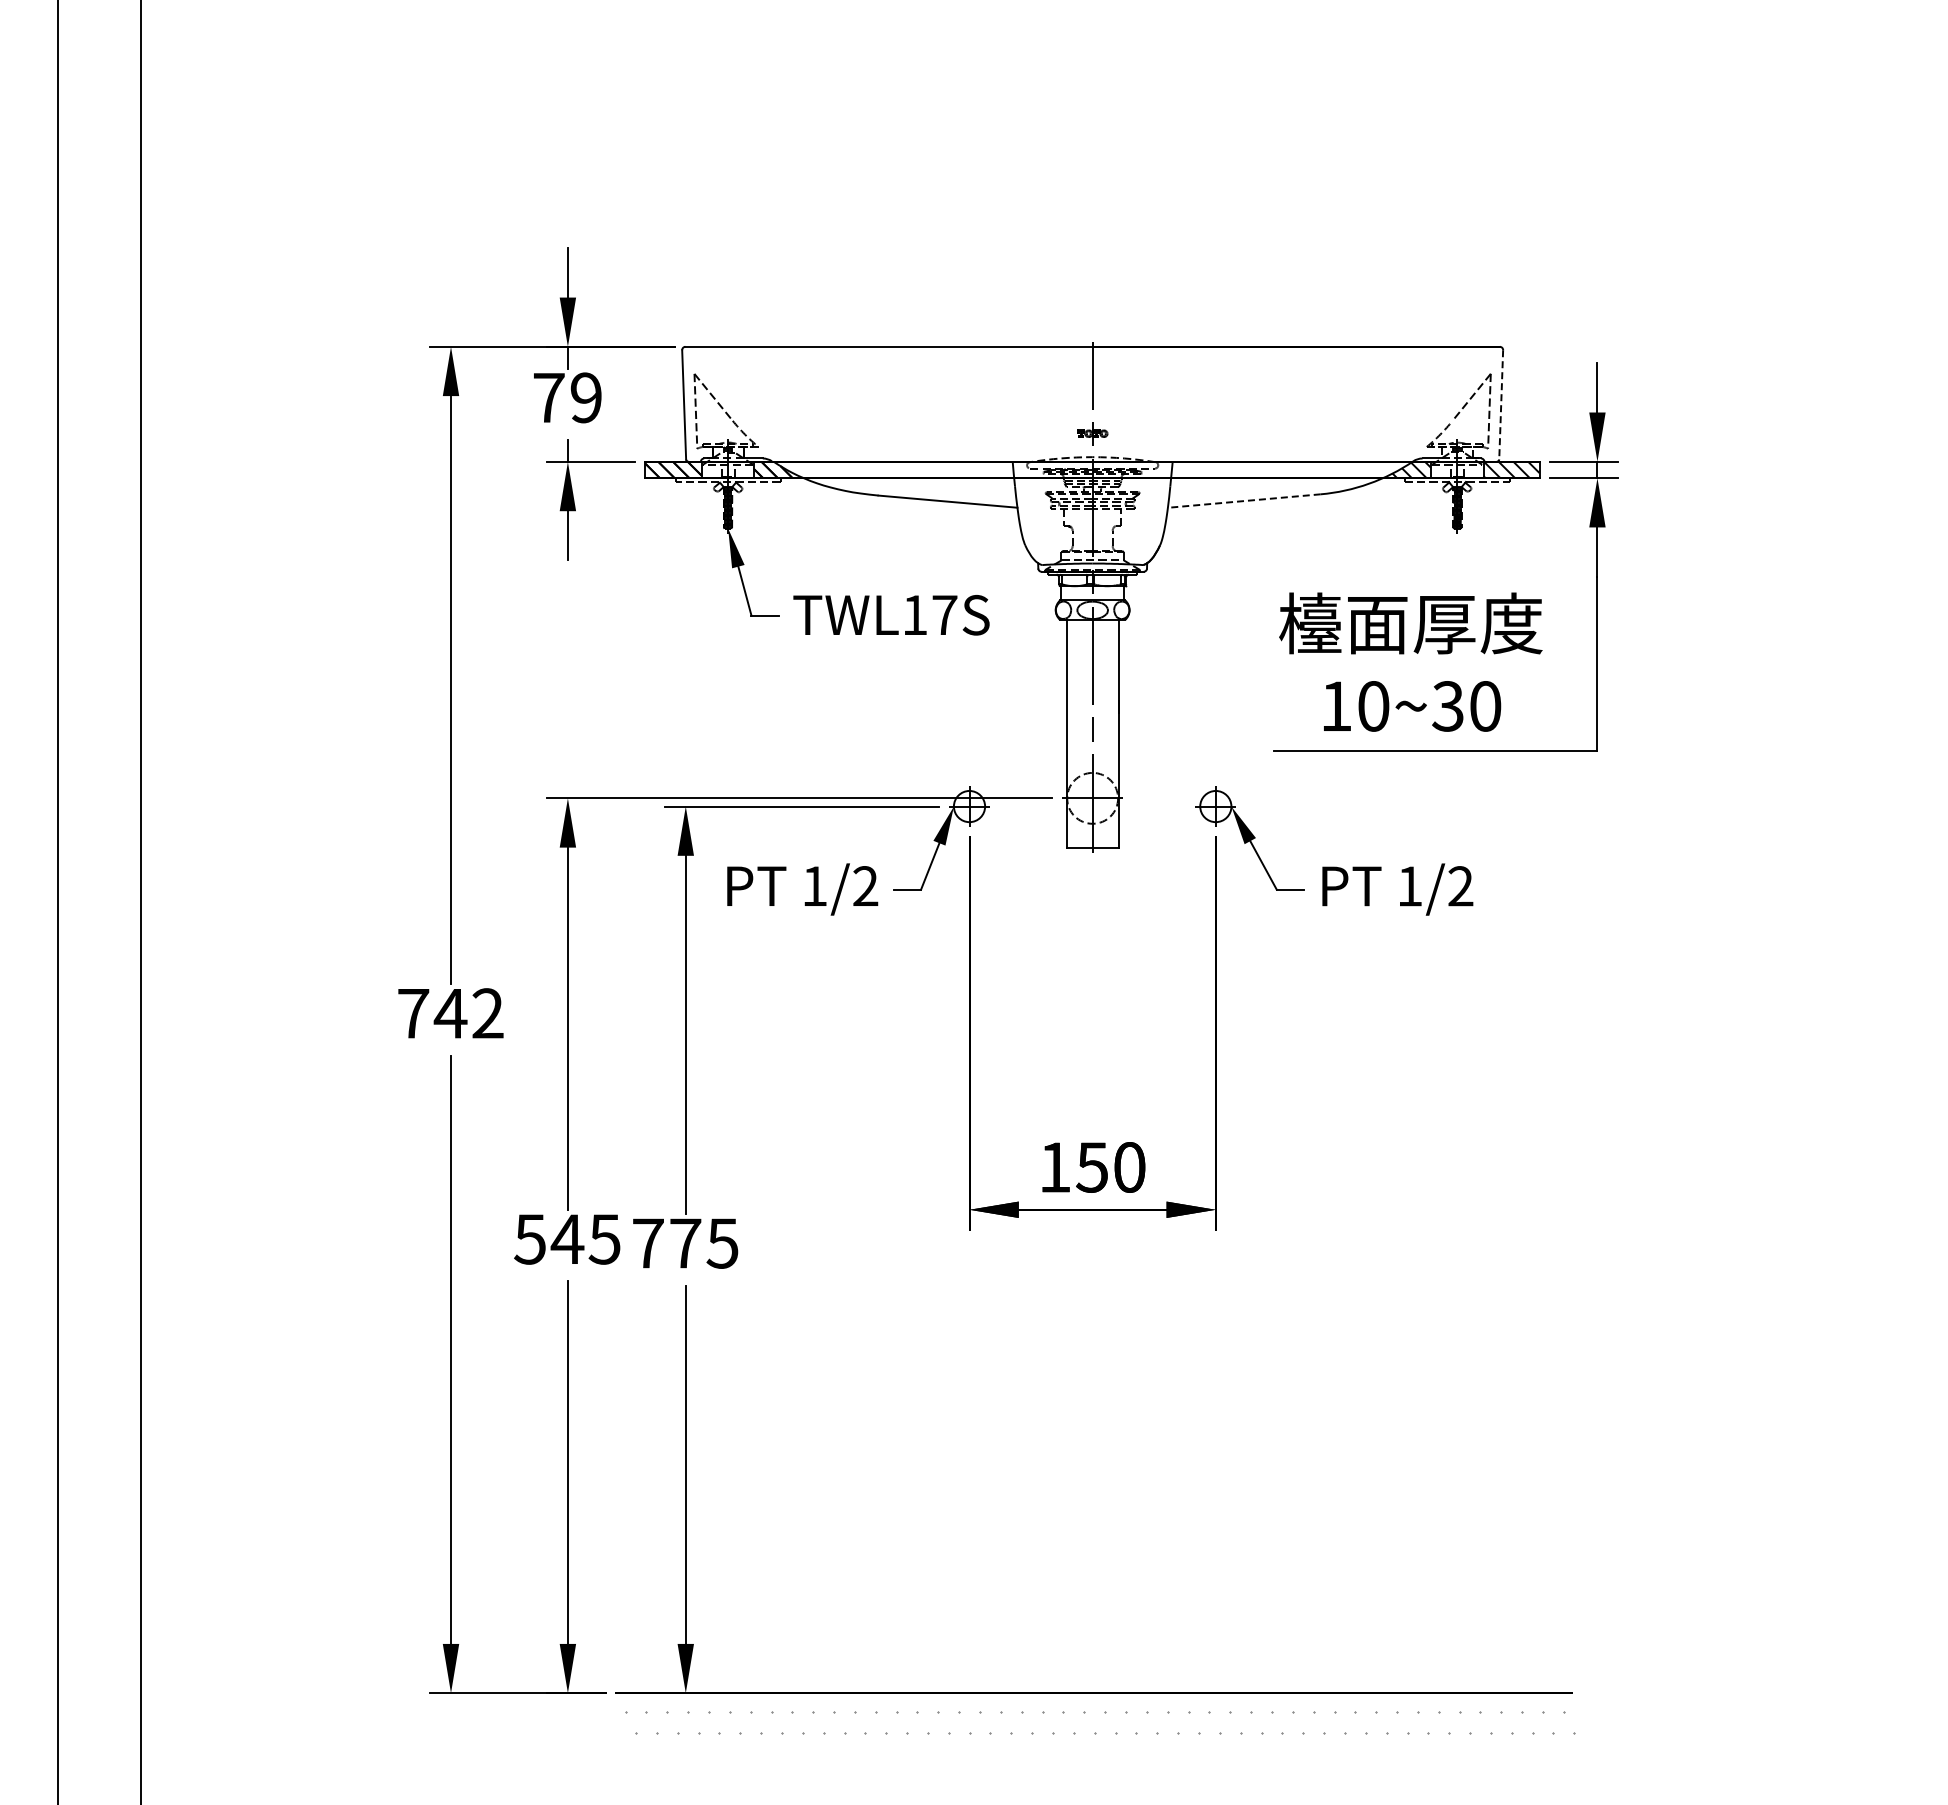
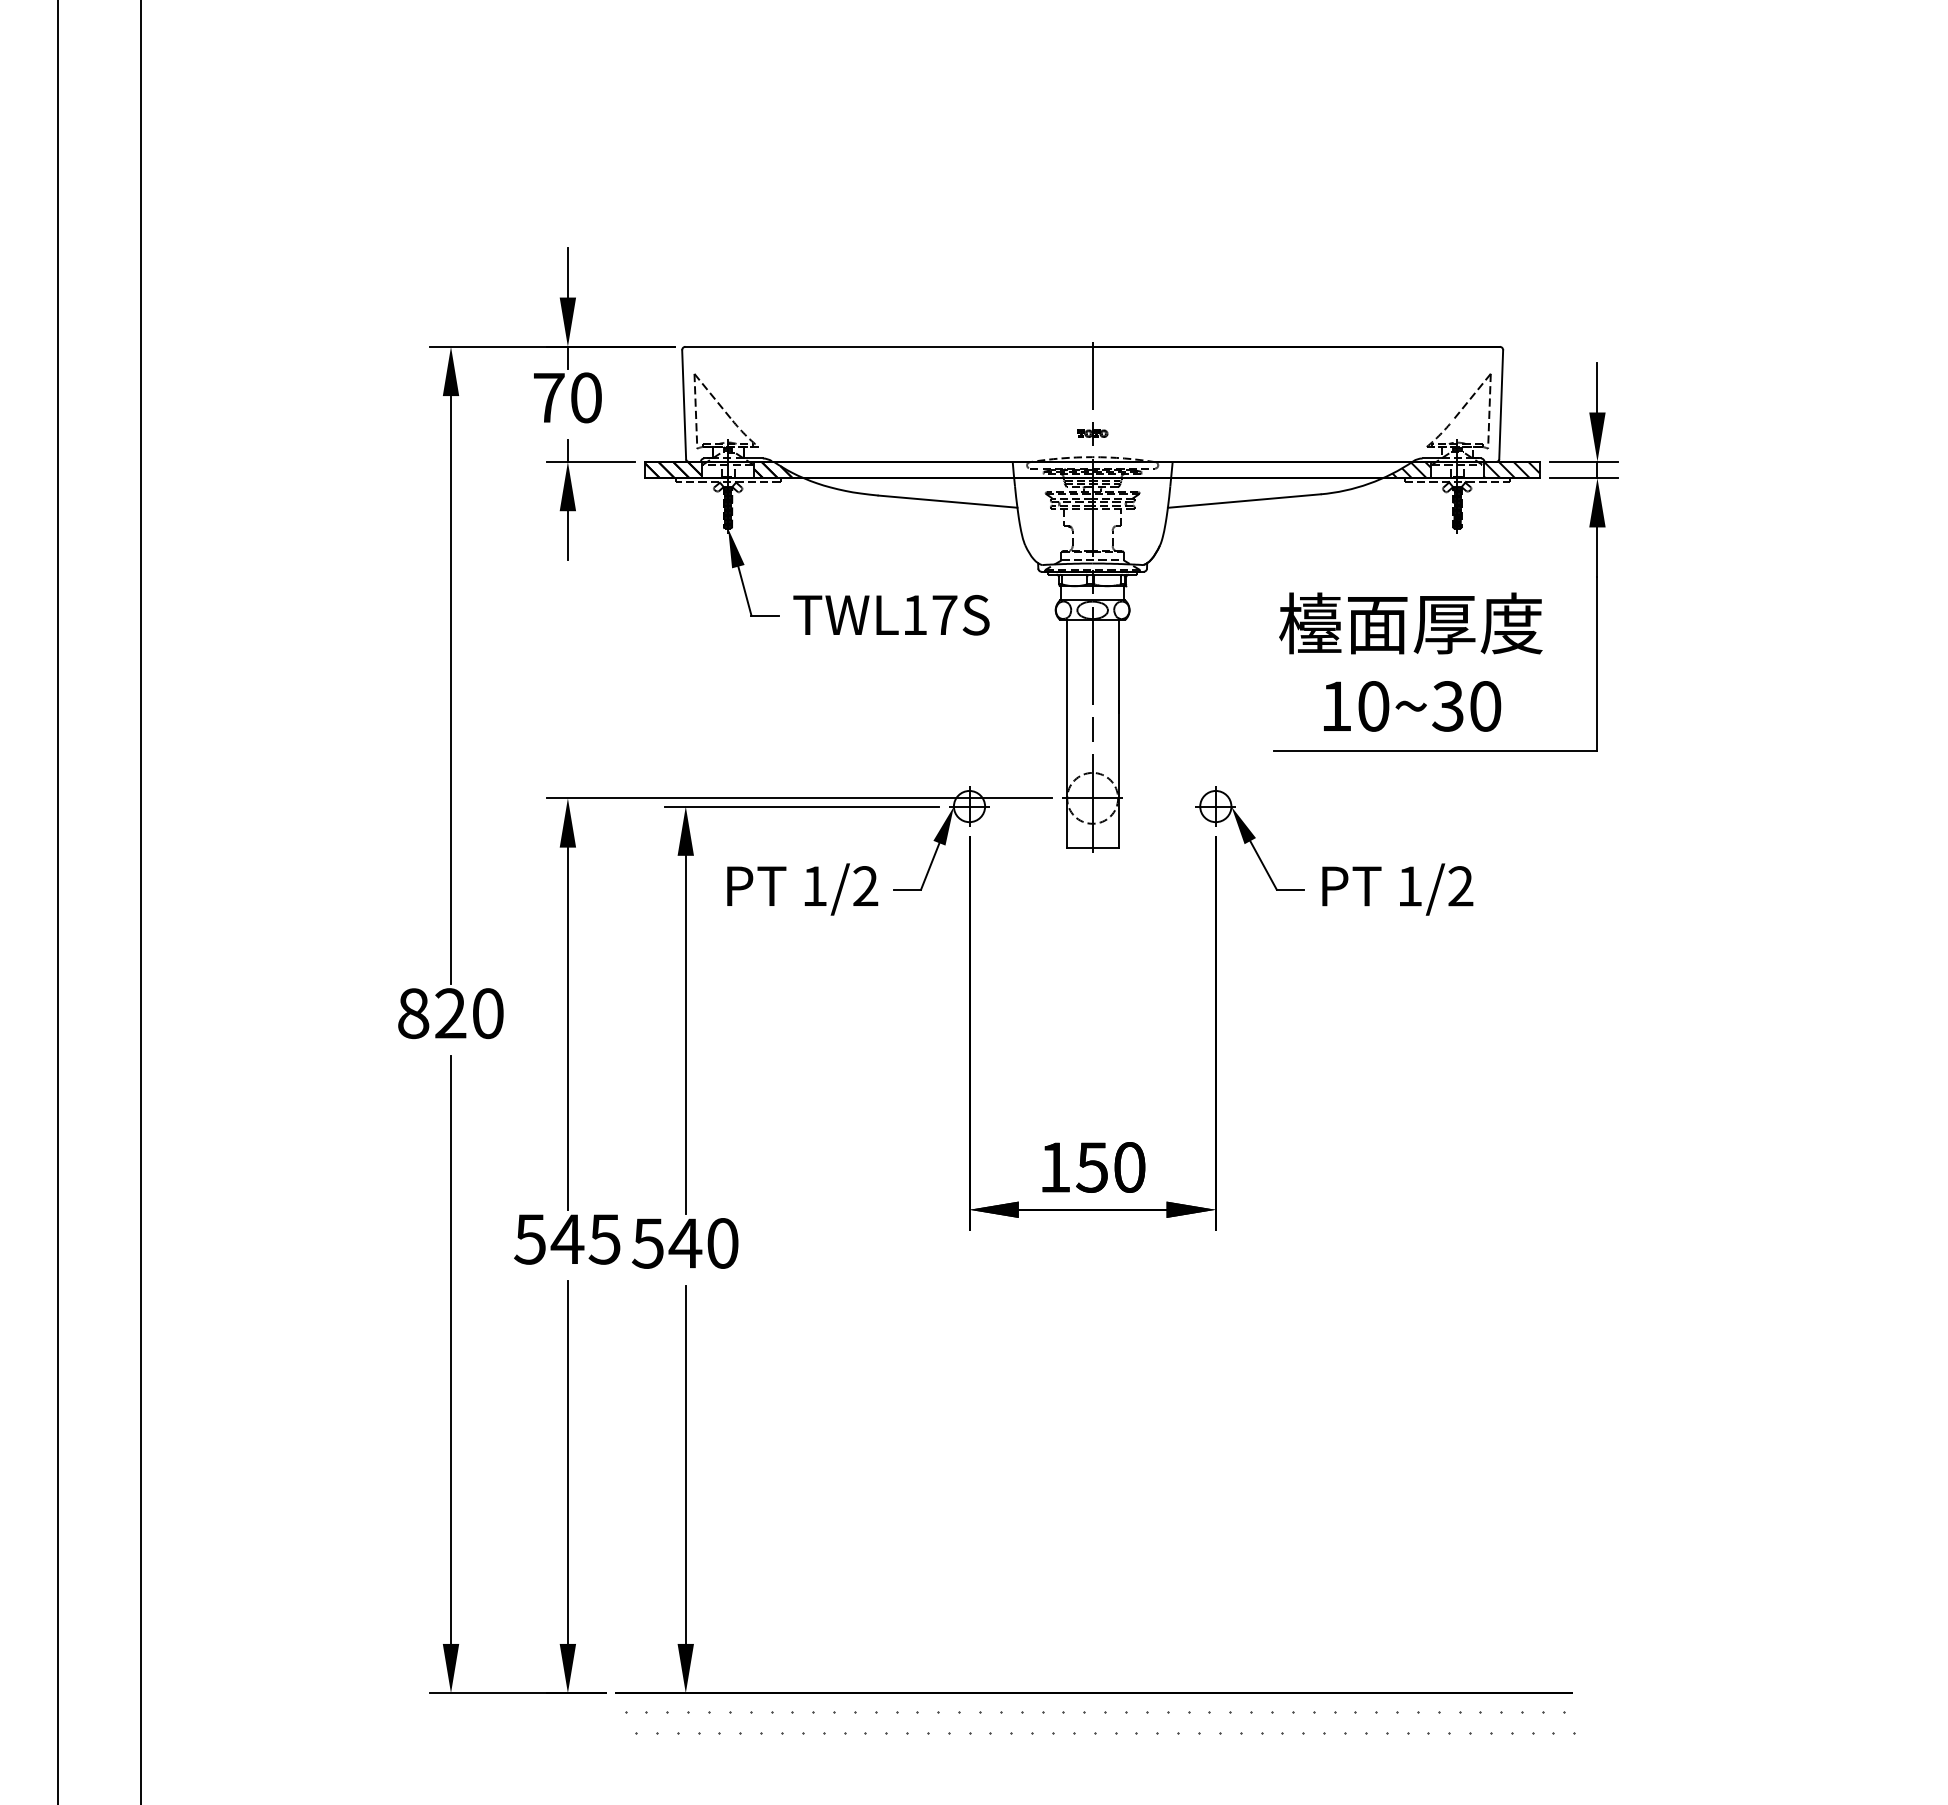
text: 79 -> 70 (585, 397)
line: dashed -> solid (1501, 404)
line: dashed -> solid (1244, 501)
text: 742 -> 820 (450, 1013)
text: 775 -> 540 (684, 1243)
hatch: none -> present (1099, 1722)
